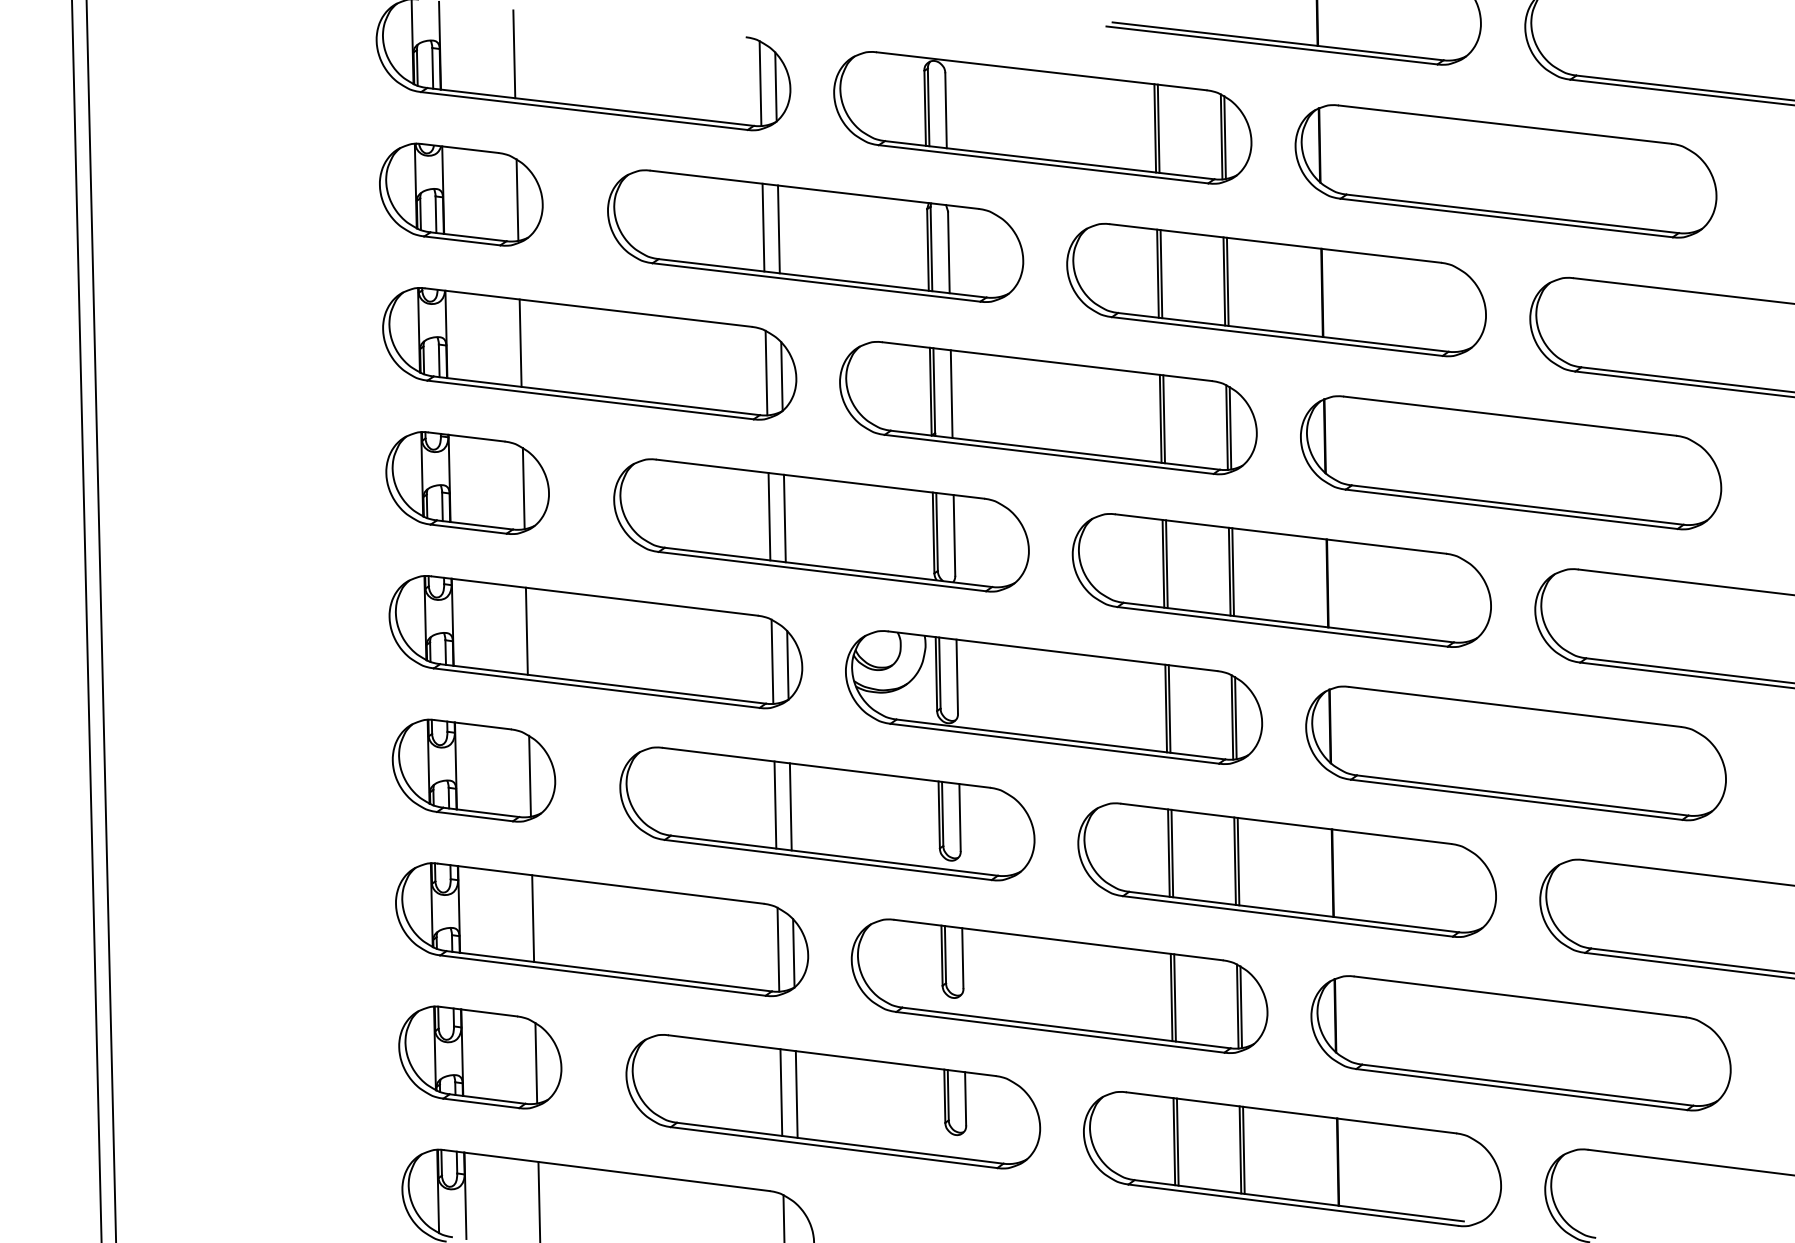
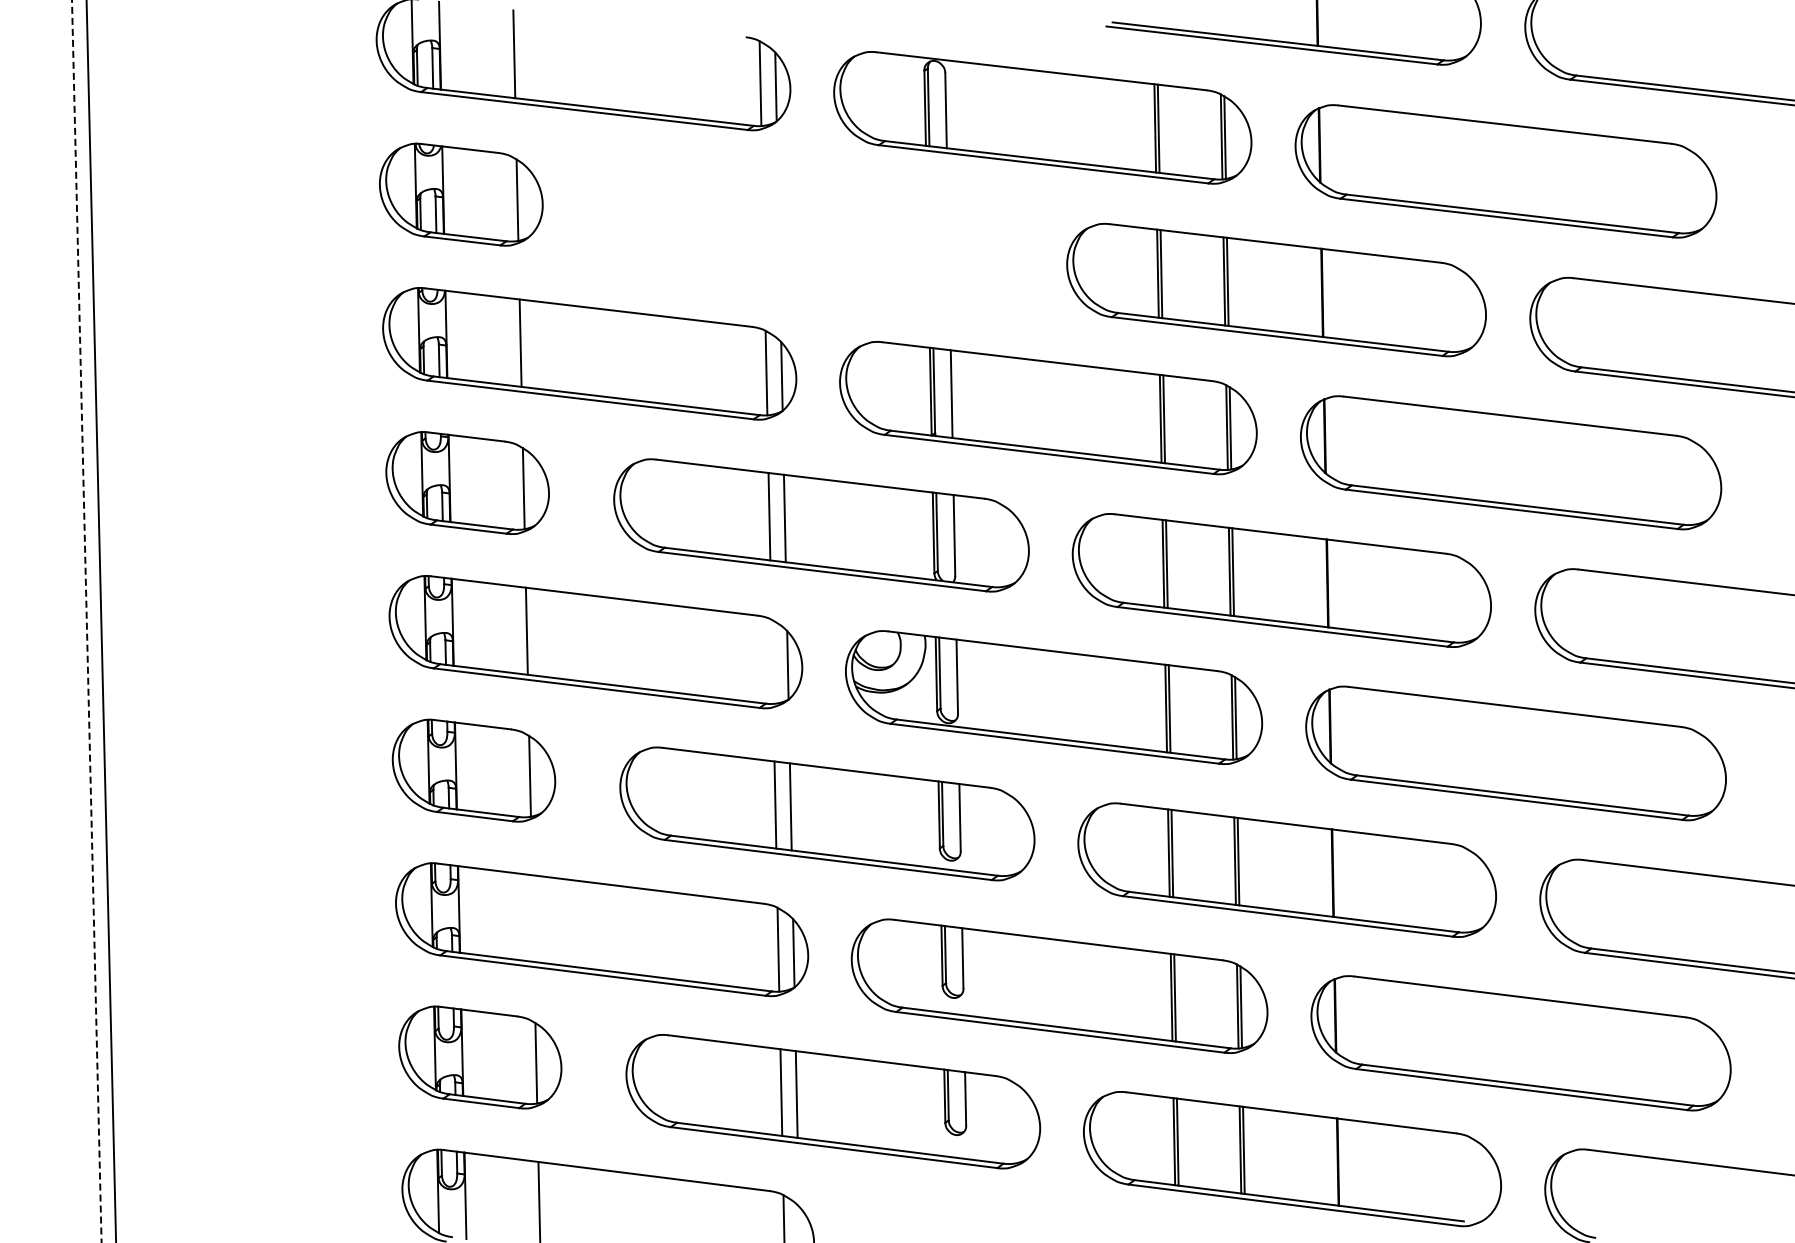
part: present -> none (815, 235)
line: solid -> dashed (86, 621)
line: present -> none (772, 661)
line: present -> none (533, 918)
